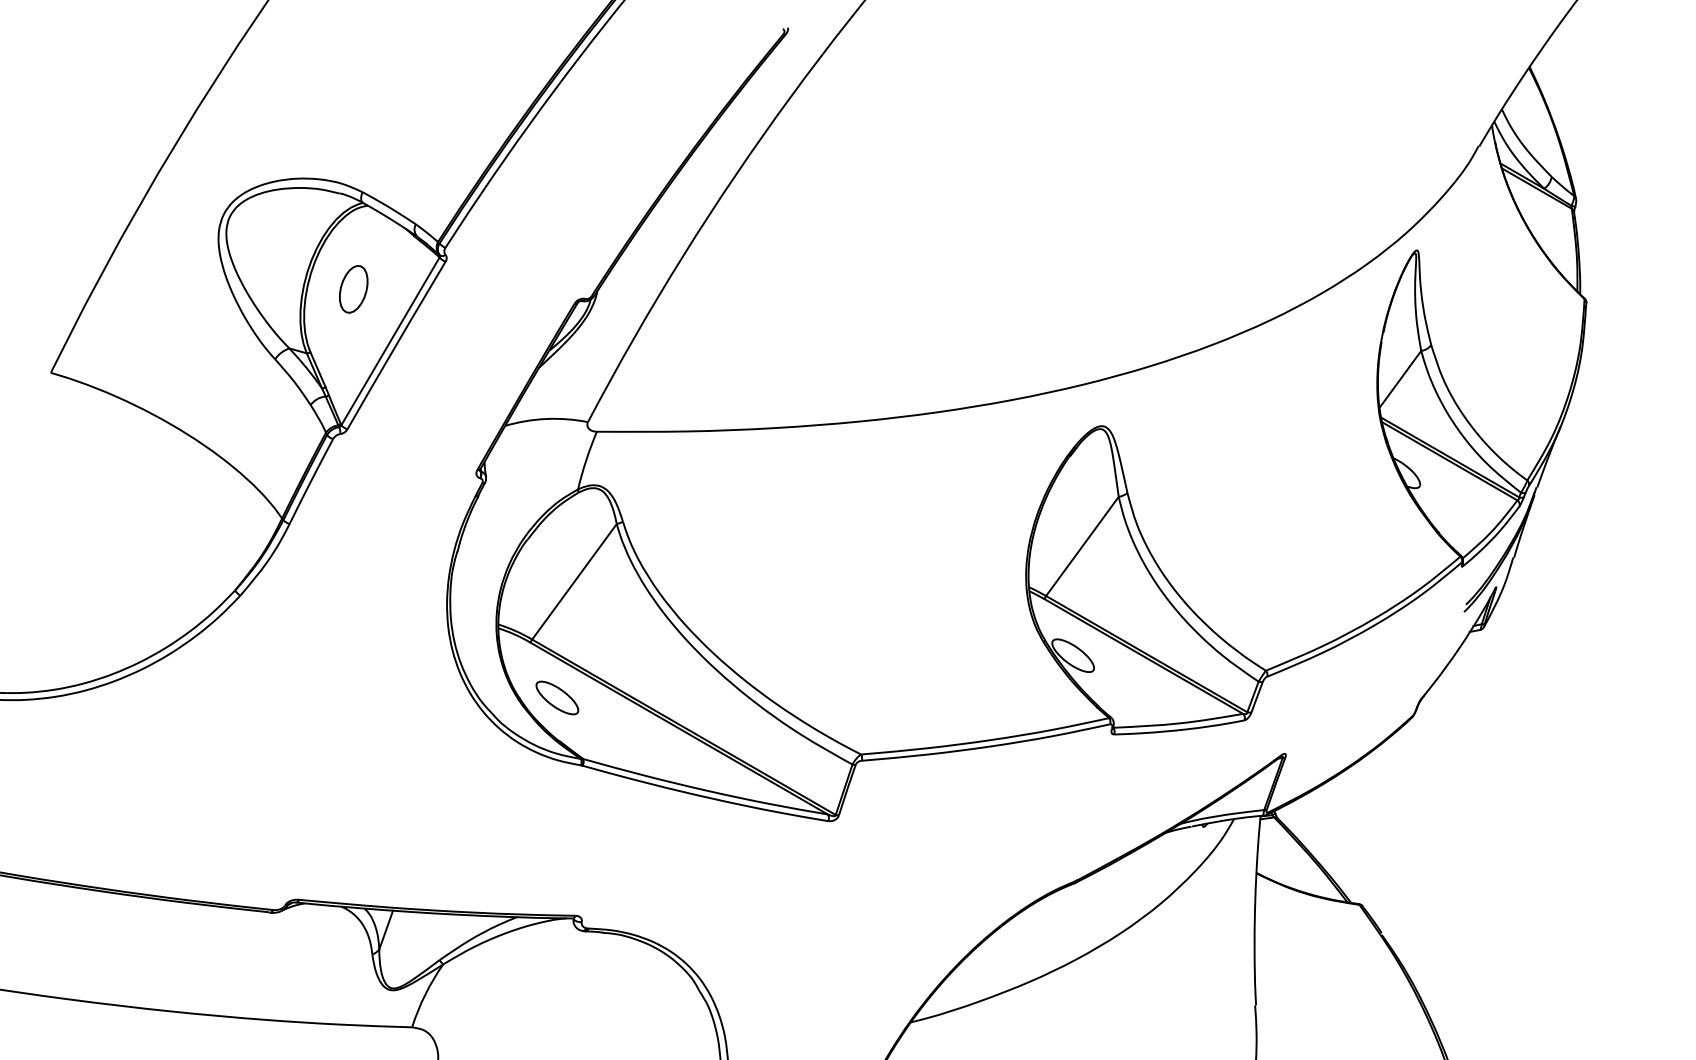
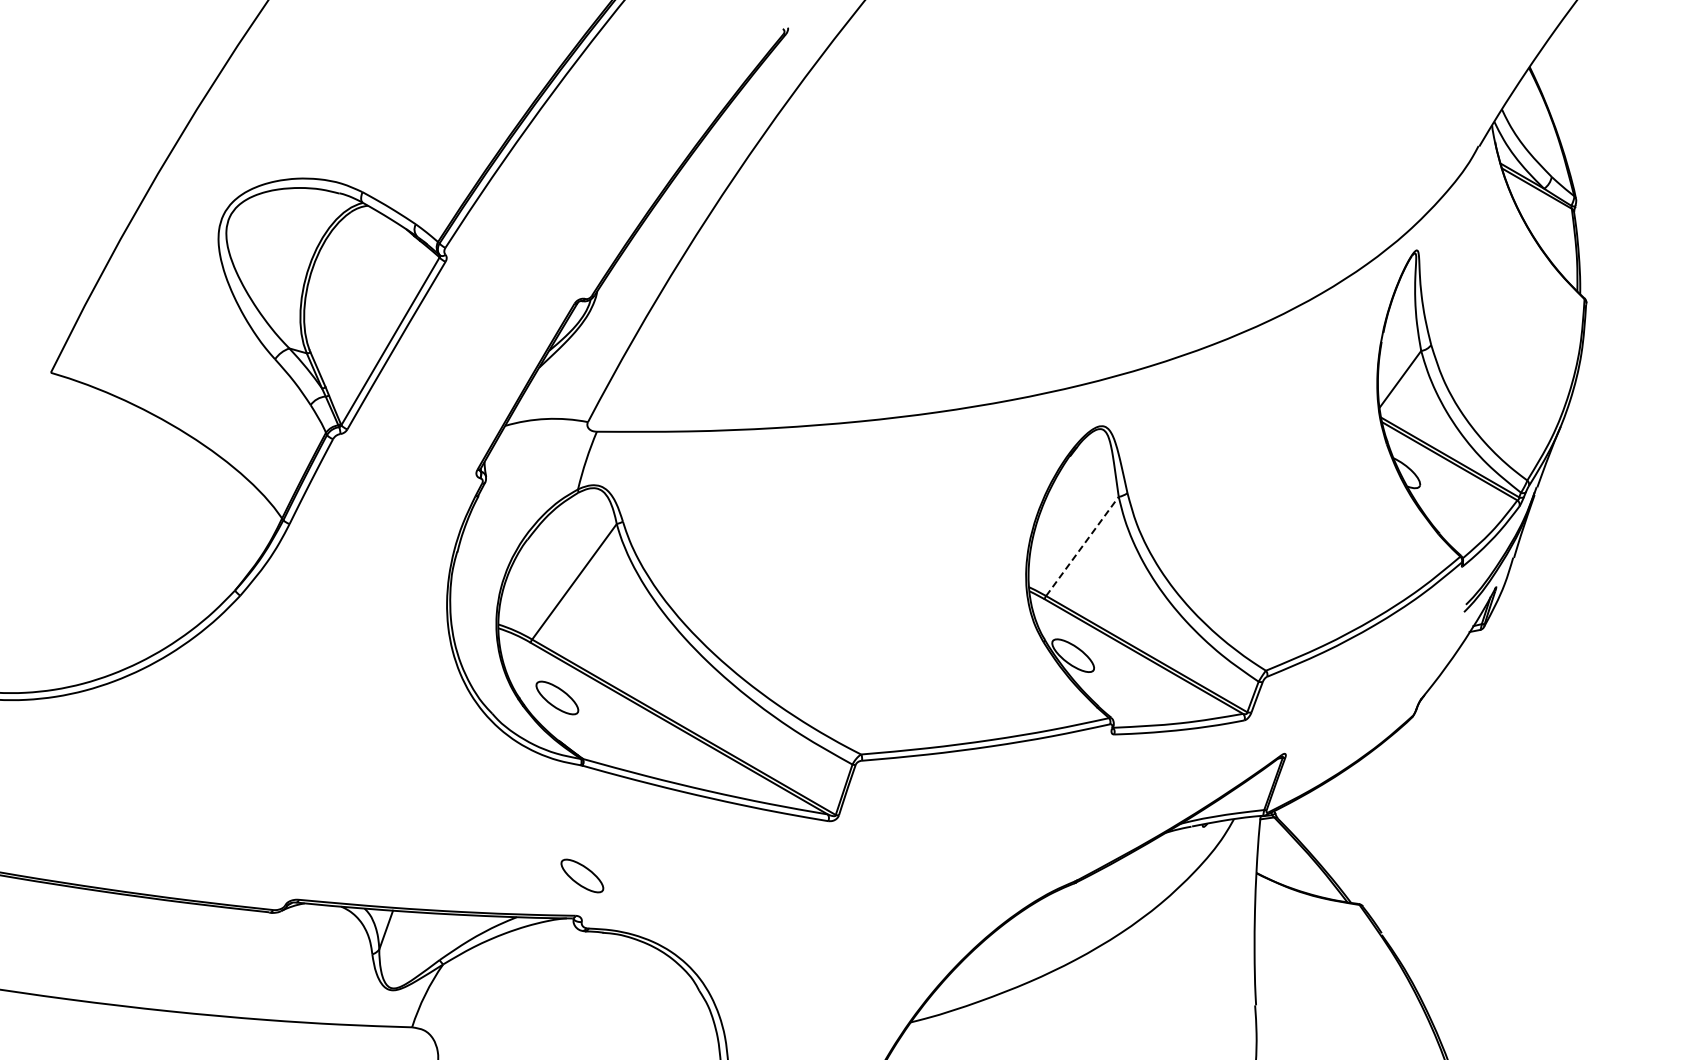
part: present -> none (353, 289)
line: solid -> dashed (1082, 546)
part: none -> present (582, 875)
